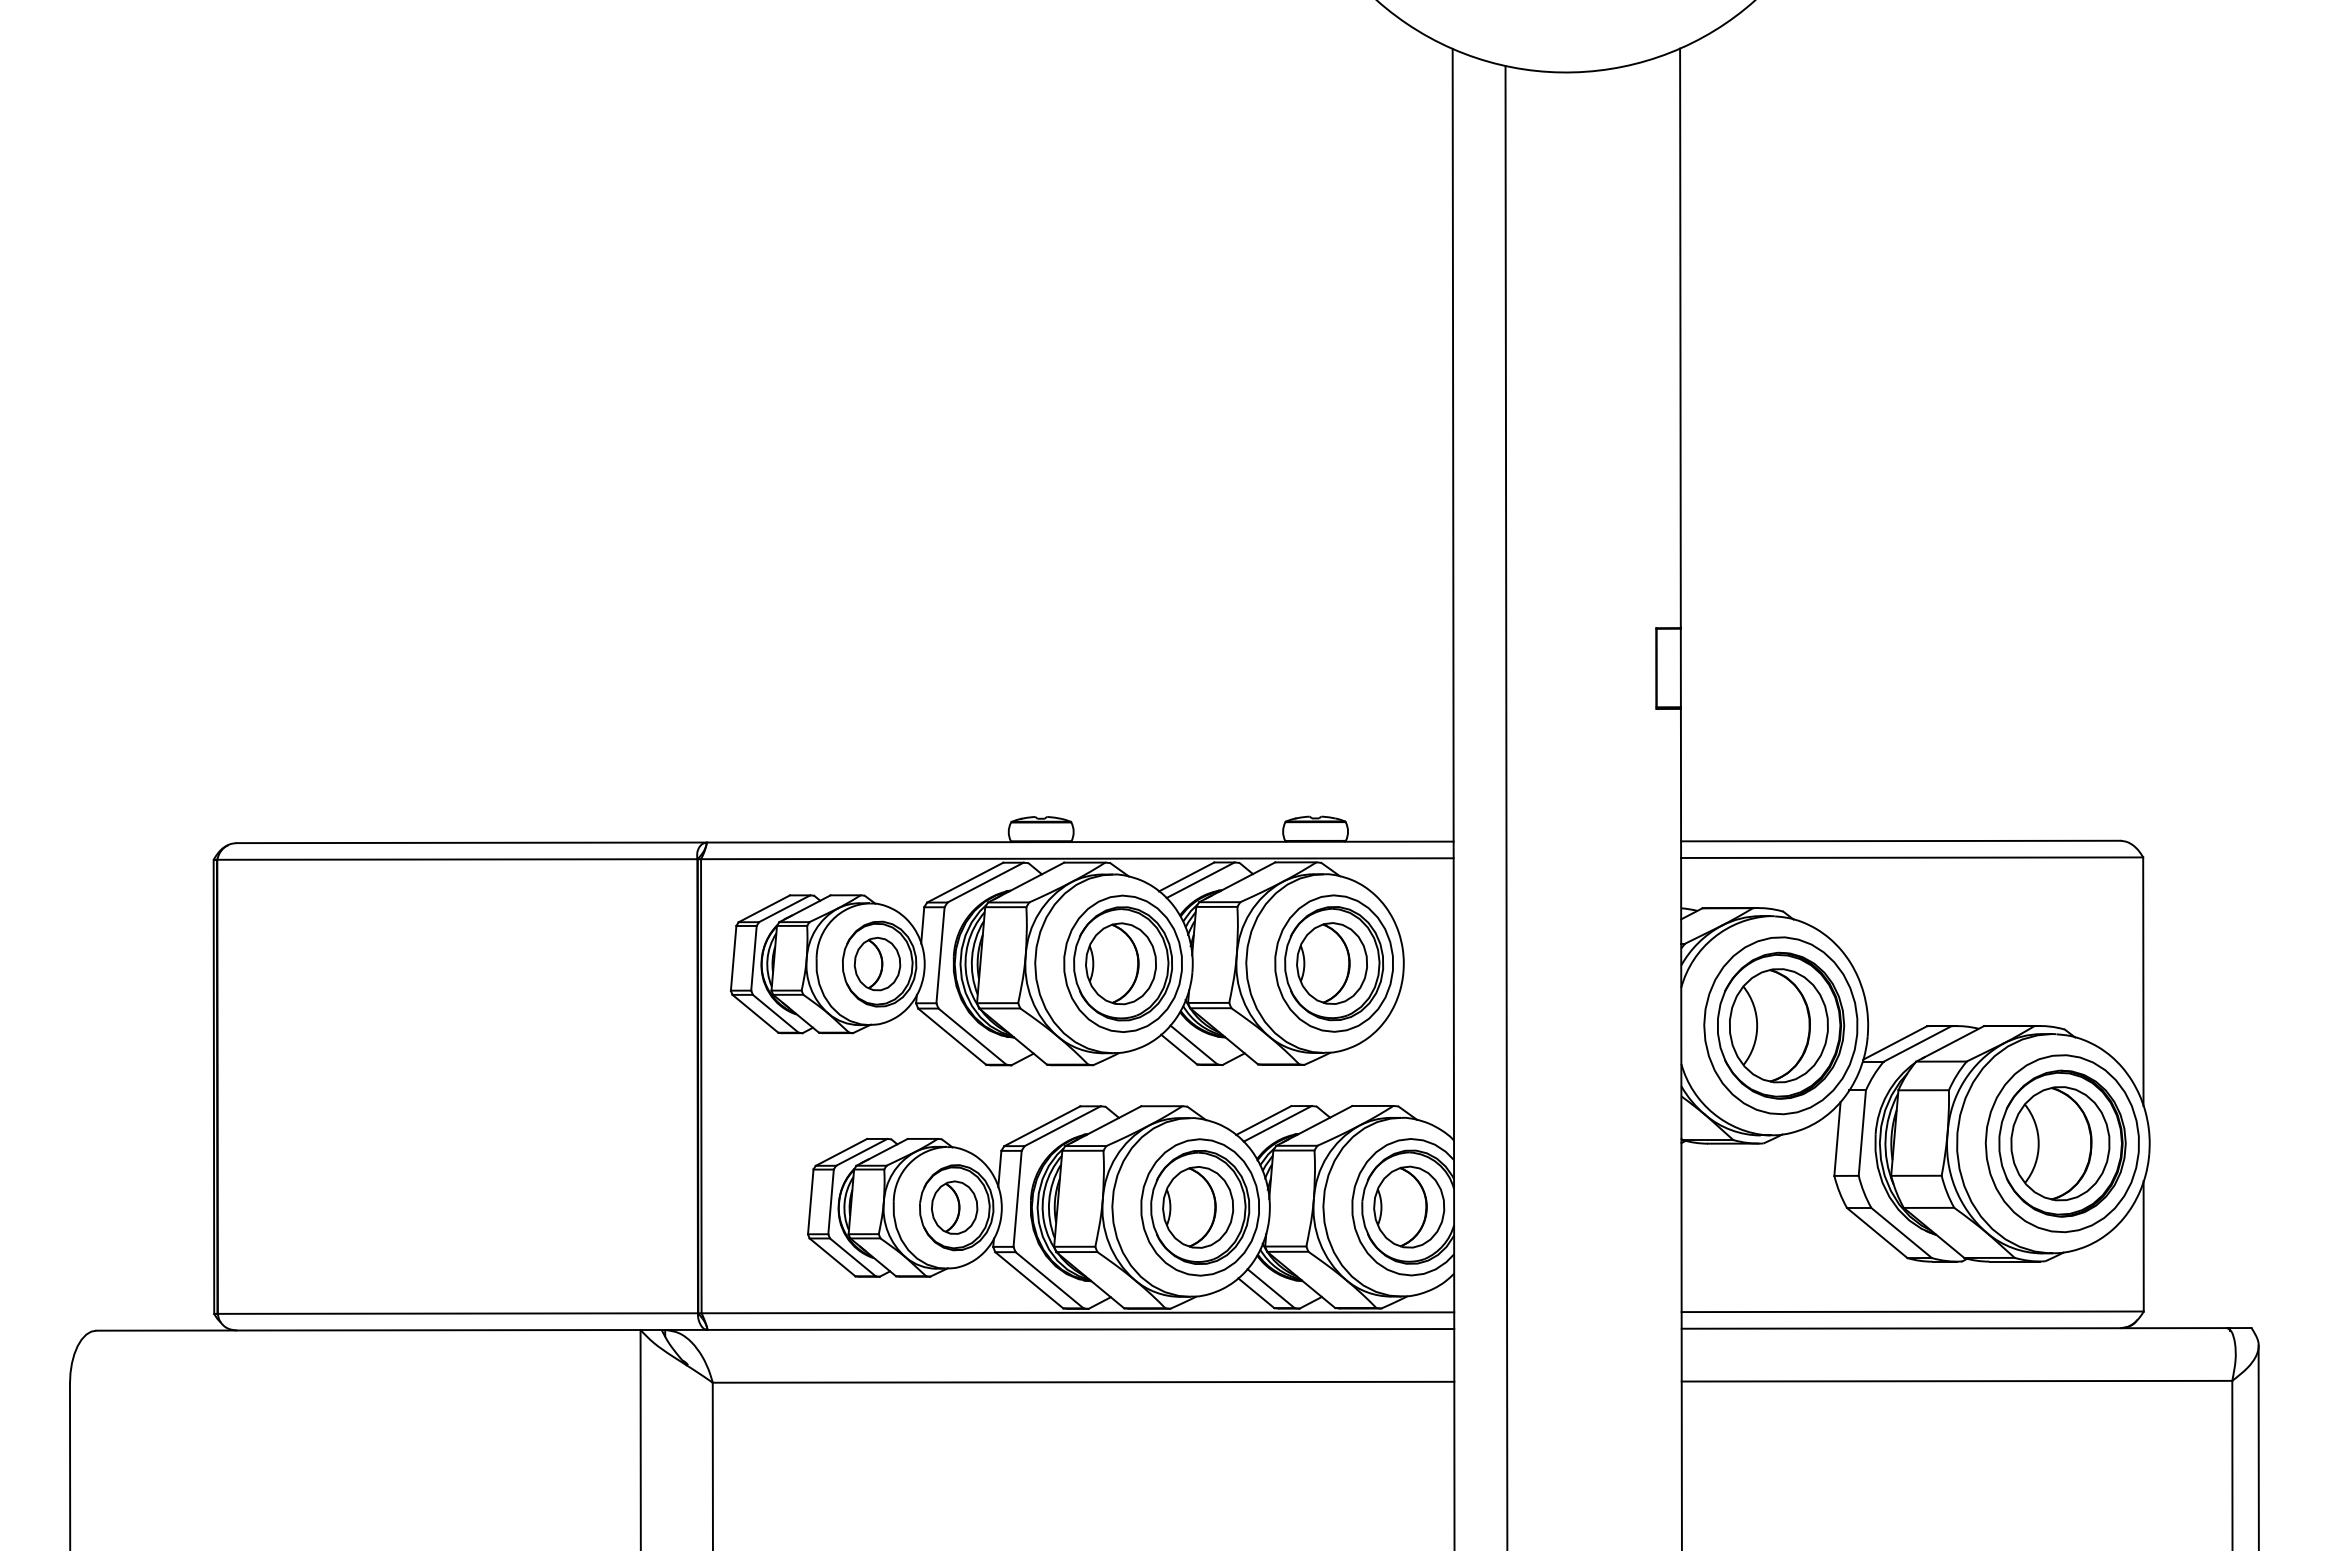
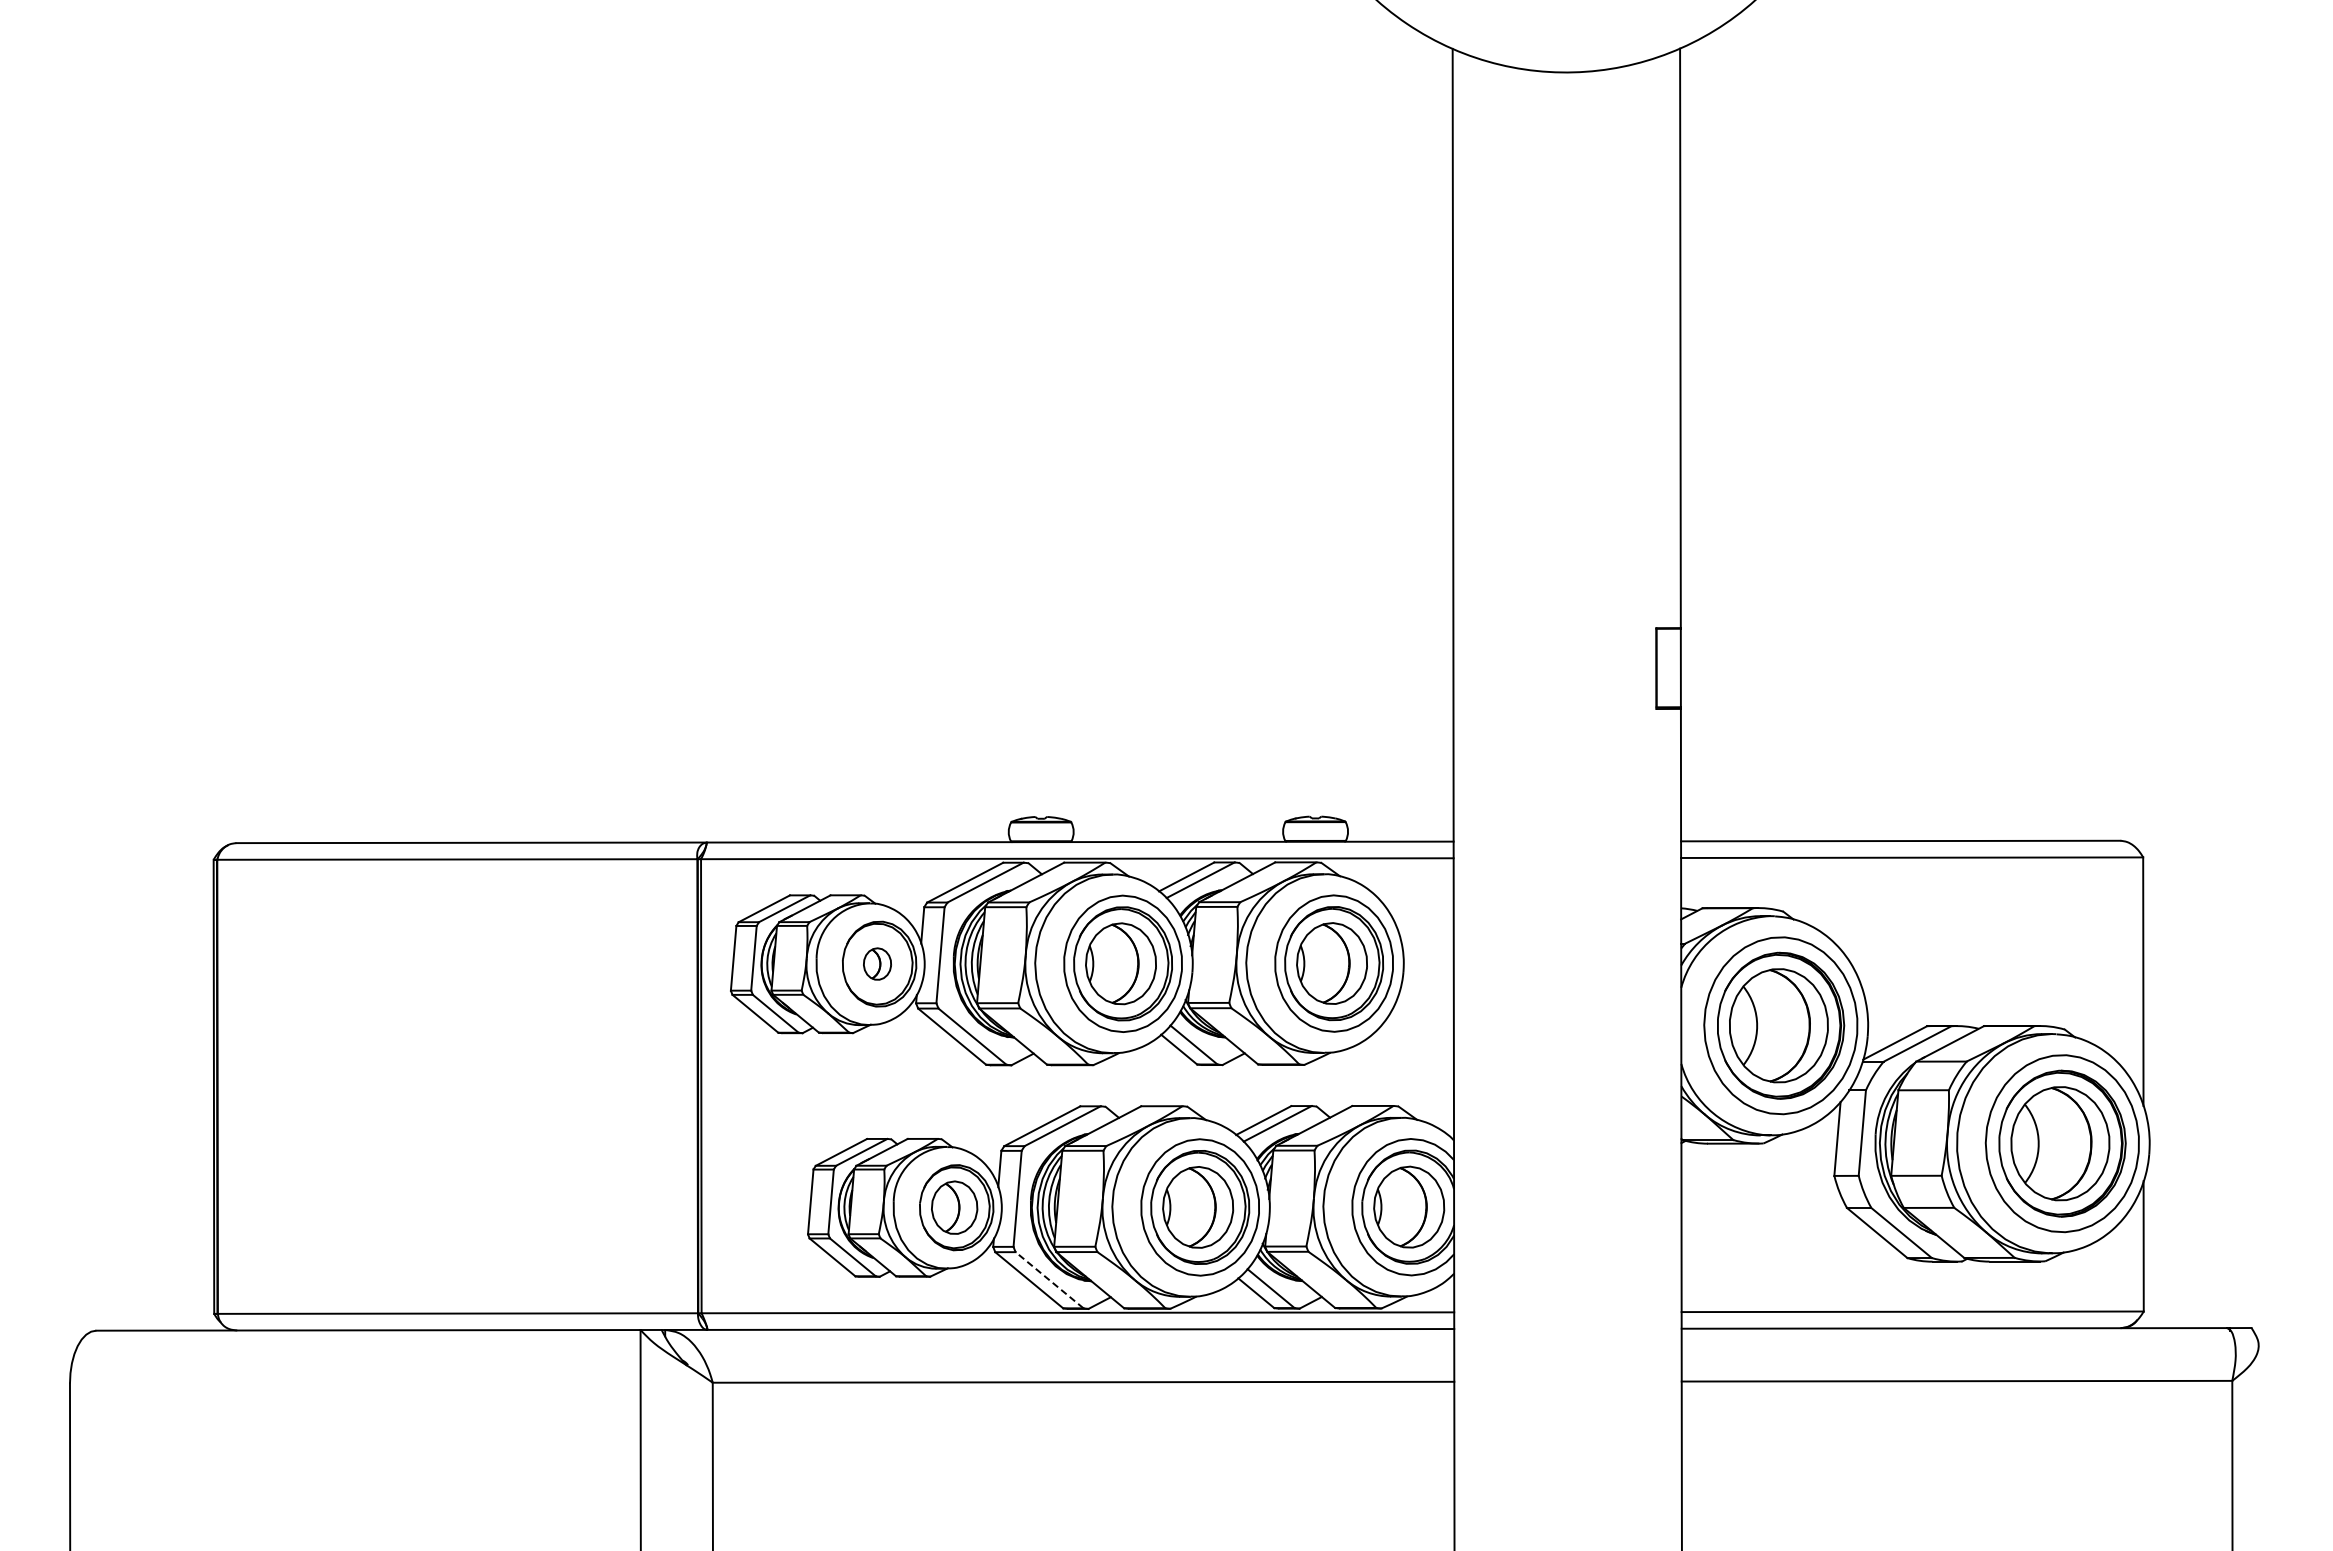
line: present -> none (1506, 806)
part size: 49x56 px -> 29x34 px (877, 963)
line: solid -> dashed (1049, 1279)
line: present -> none (2258, 1446)
